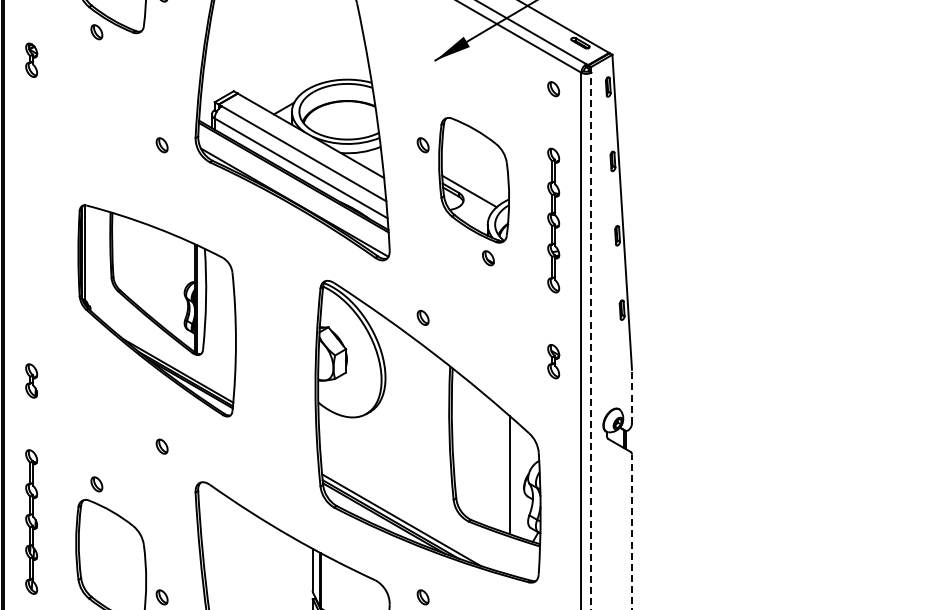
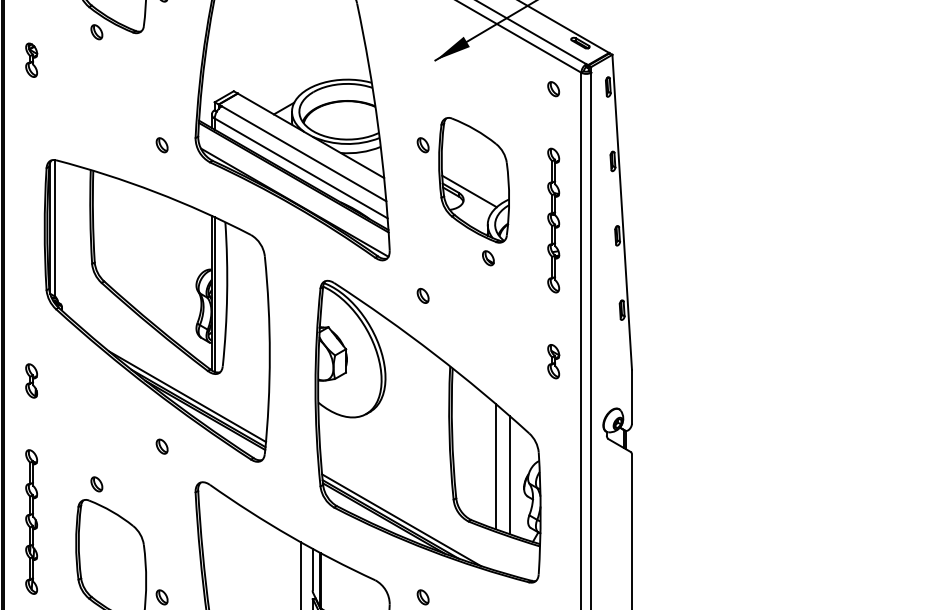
part size: 160x214 px -> 228x304 px (156, 310)
part position: (422, 317) -> (422, 295) (422, 295)
line: dashed -> solid (591, 340)
line: dashed -> solid (631, 396)
line: none -> present (495, 466)
line: dashed -> solid (631, 531)
line: none -> present (301, 574)
